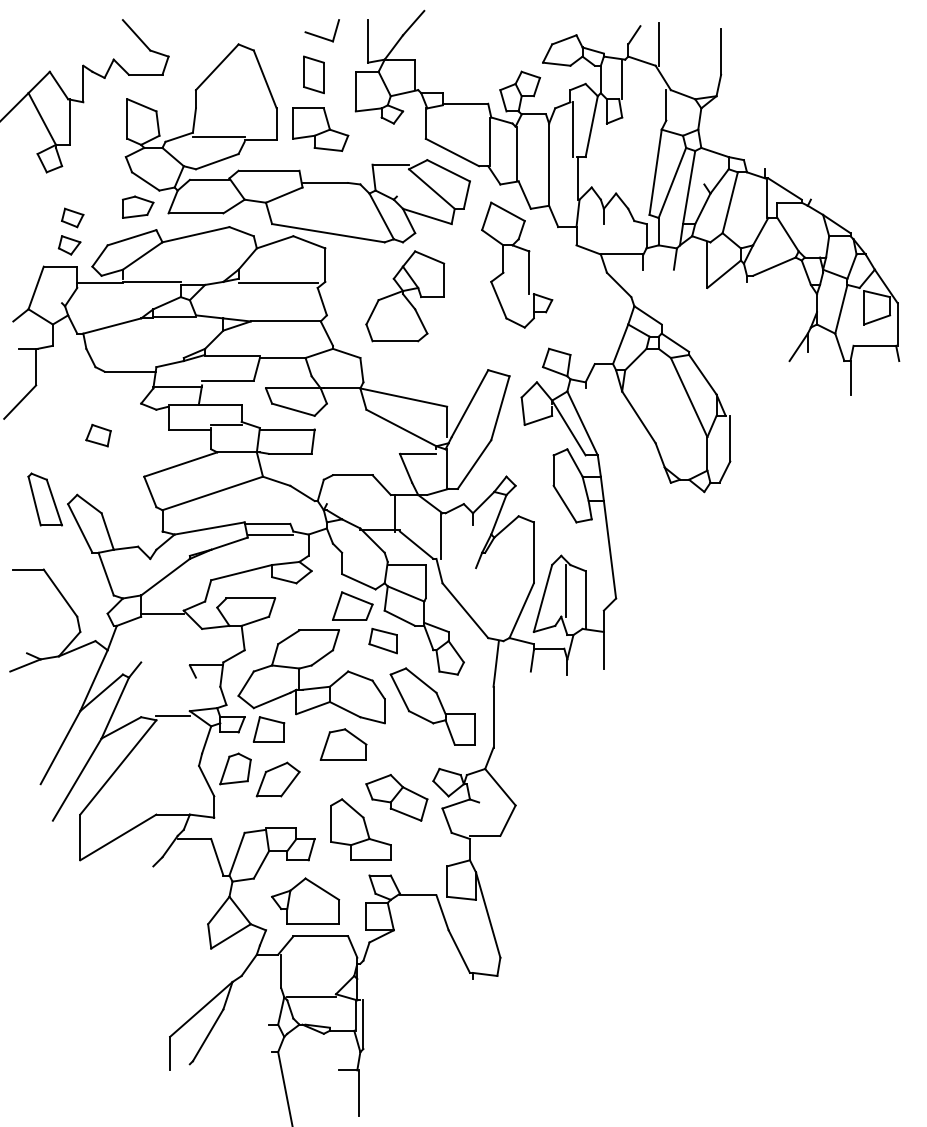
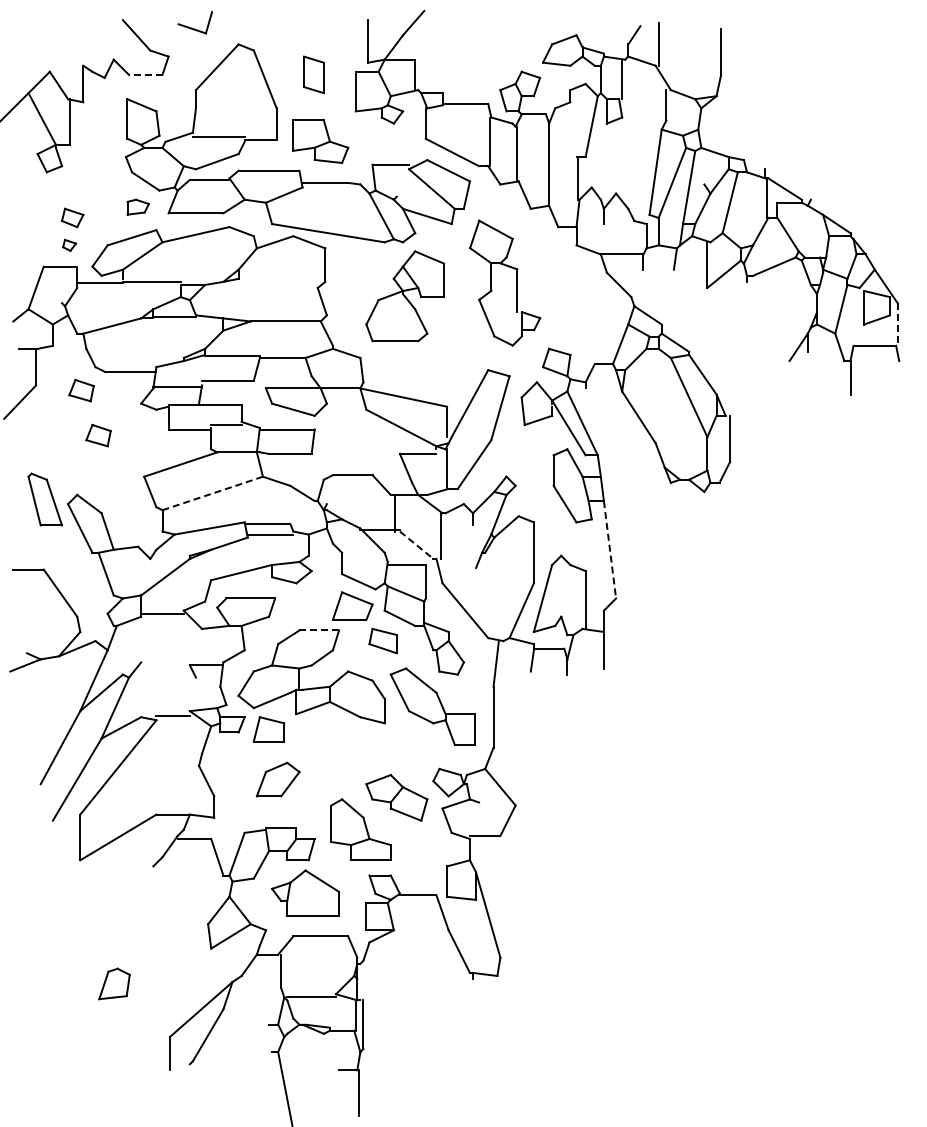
part position: (321, 30) -> (194, 22) (194, 22)
line: solid -> dashed (145, 74)
part position: (320, 129) -> (320, 141) (320, 141)
line: present -> none (573, 129)
part size: 33x24 px -> 24x18 px (137, 206)
part size: 25x21 px -> 16x14 px (69, 244)
part position: (528, 264) -> (516, 282) (516, 282)
line: present -> none (277, 283)
line: solid -> dashed (897, 325)
part: none -> present (81, 390)
line: solid -> dashed (212, 493)
line: solid -> dashed (416, 545)
line: solid -> dashed (610, 550)
line: present -> none (565, 590)
line: solid -> dashed (319, 630)
part: present -> none (343, 744)
part position: (235, 768) -> (114, 983) (114, 983)
part position: (305, 900) -> (305, 892) (305, 892)
